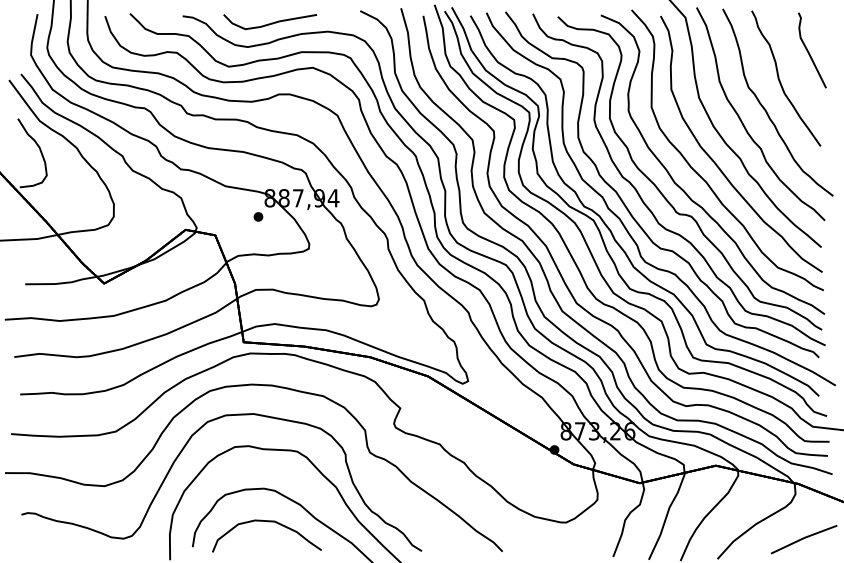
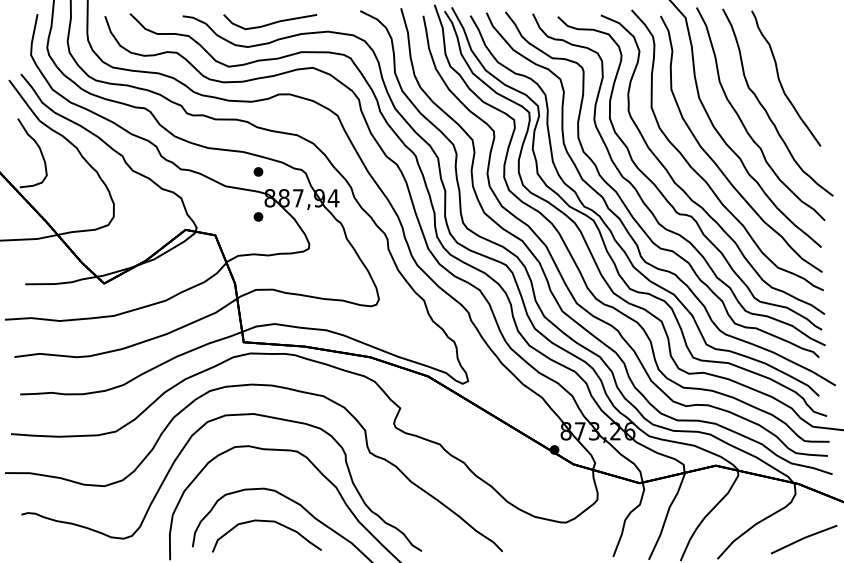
part: present -> none (812, 50)
part: none -> present (258, 171)
